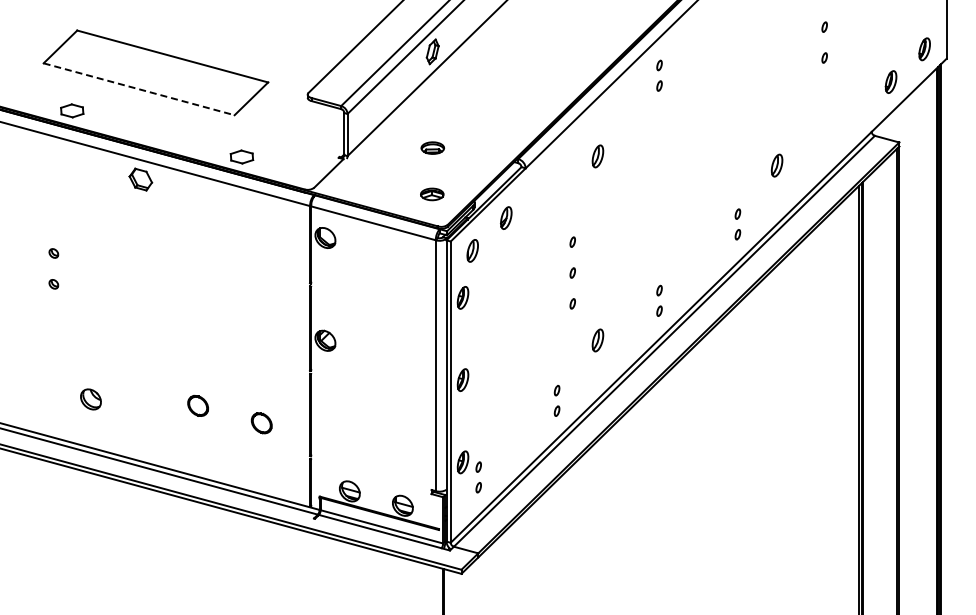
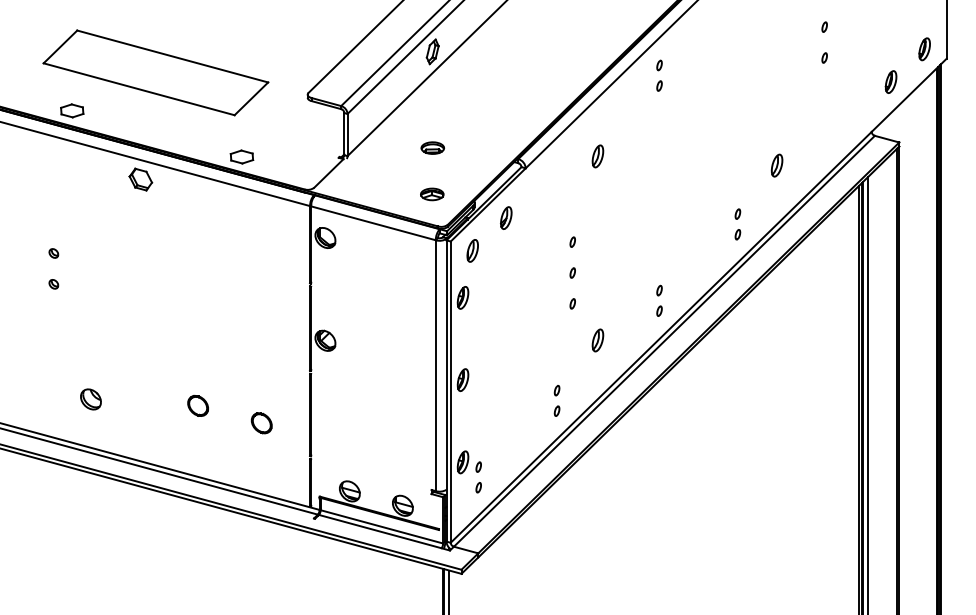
line: dashed -> solid (139, 89)
line: none -> present (868, 393)
line: none -> present (449, 590)
